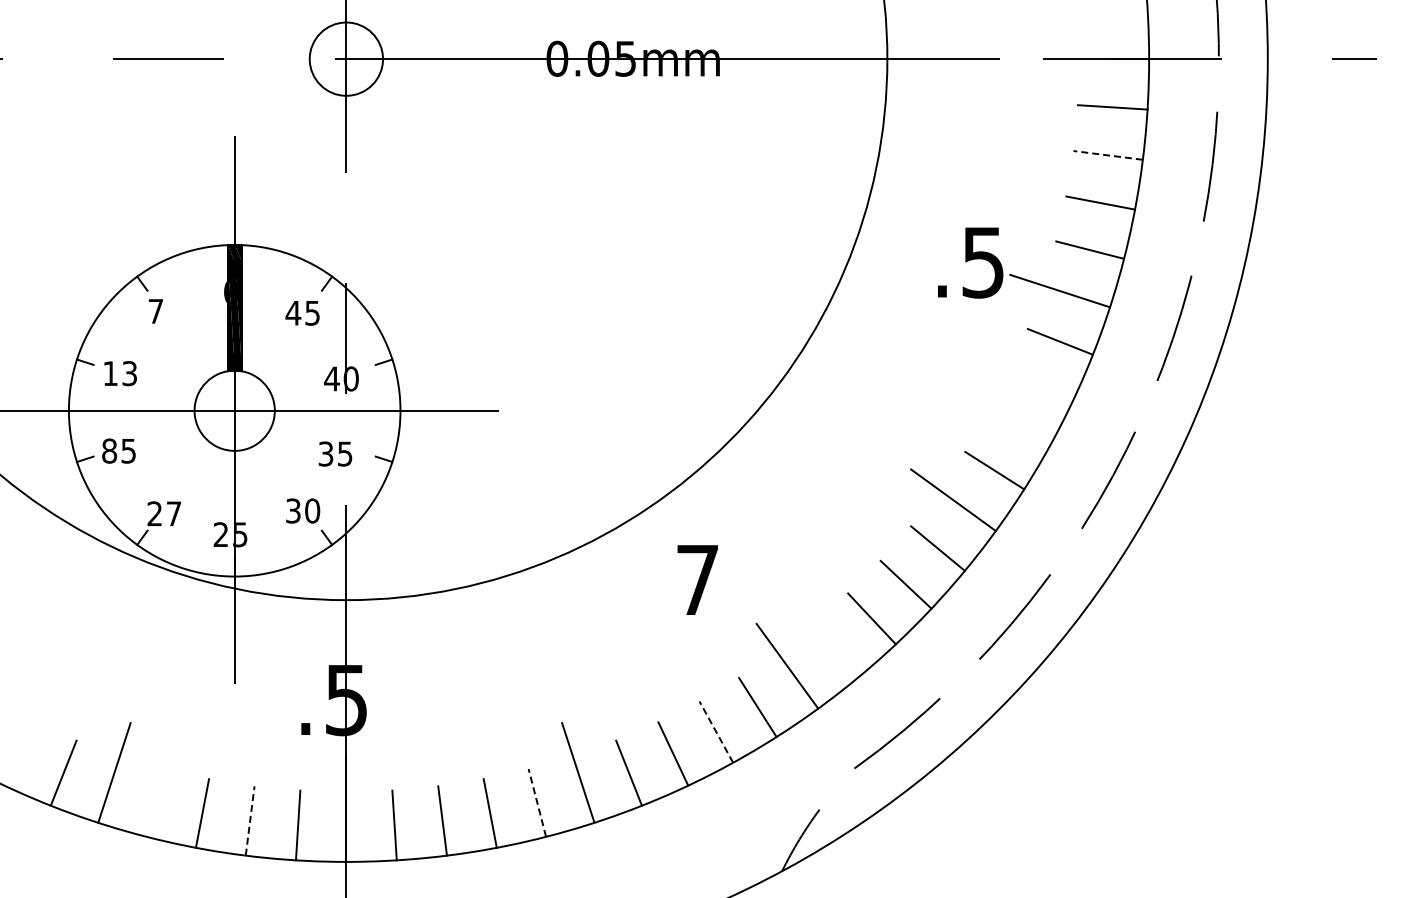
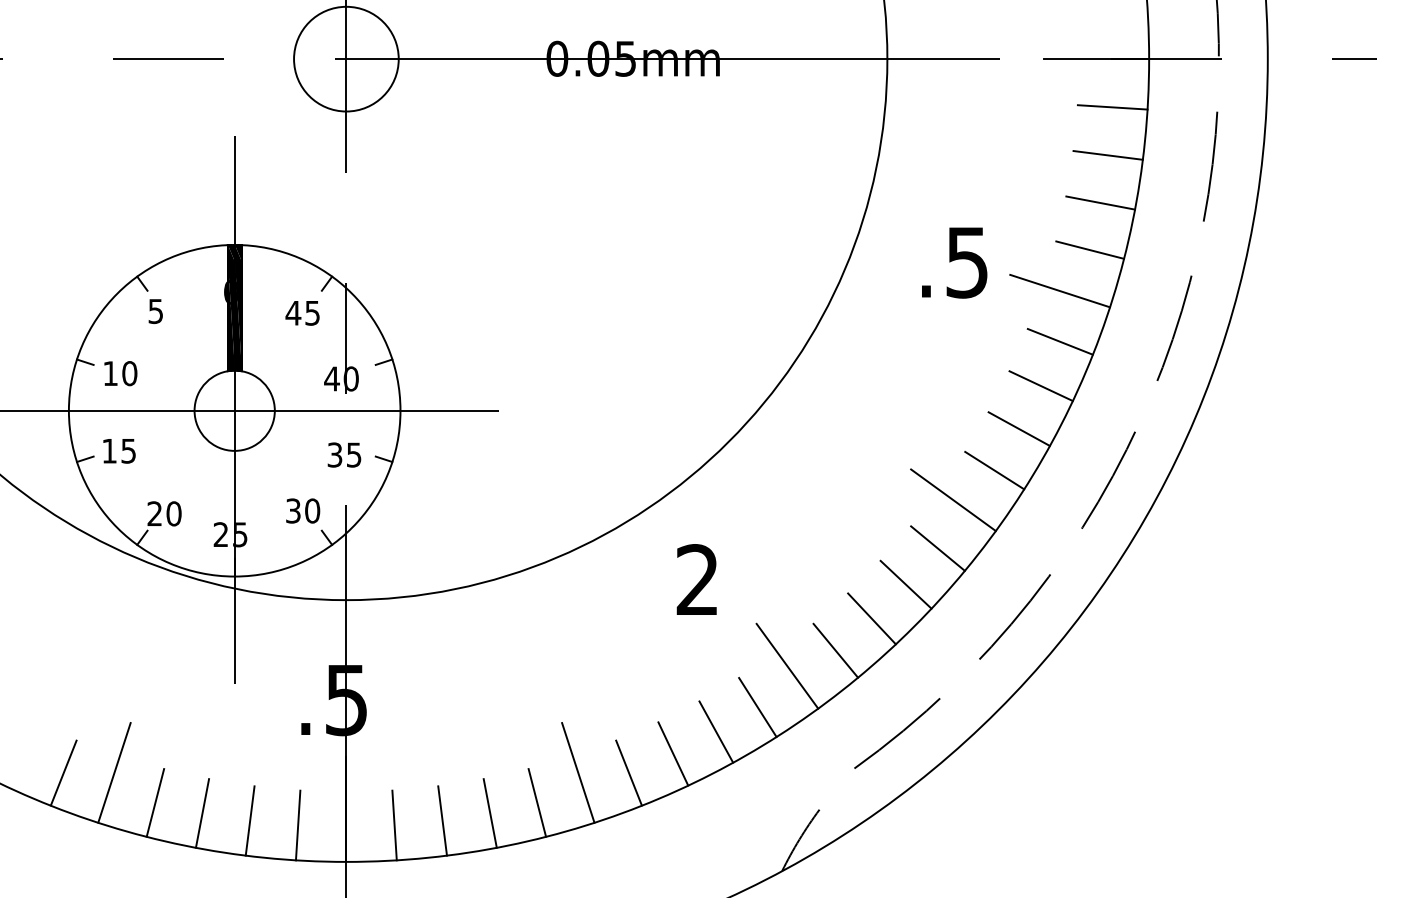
circle diameter: 73 px -> 105 px (346, 58)
line: dashed -> solid (1108, 155)
text position: (970, 262) -> (954, 262) (954, 262)
text: 7 -> 5 (155, 311)
text: 13 -> 10 (129, 373)
line: none -> present (1040, 385)
line: none -> present (1018, 428)
text: 85 -> 15 (109, 450)
text position: (335, 453) -> (344, 454) (344, 454)
text: 27 -> 20 (173, 513)
text: 7 -> 2 (696, 579)
line: none -> present (835, 650)
line: dashed -> solid (716, 732)
line: none -> present (155, 802)
line: dashed -> solid (537, 802)
line: dashed -> solid (250, 820)
